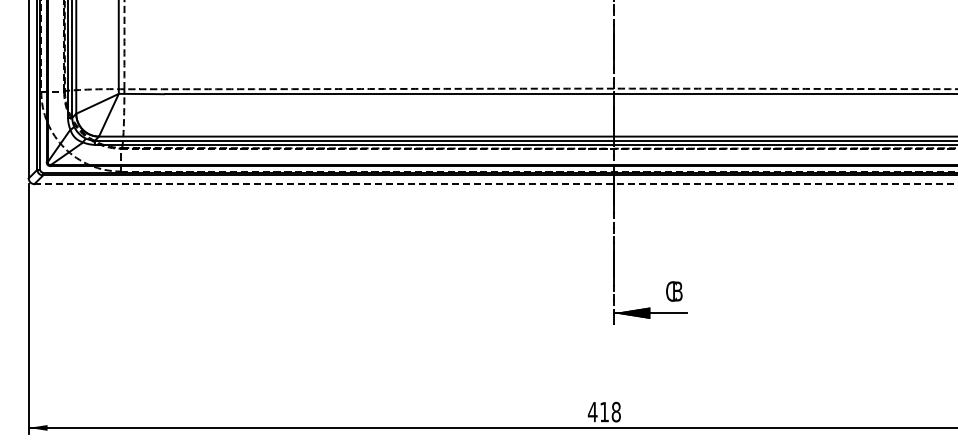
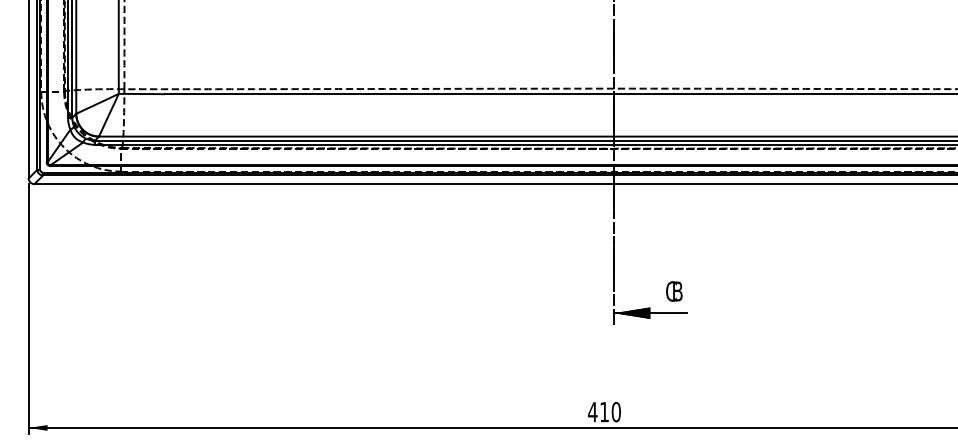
line: dashed -> solid (496, 184)
text: 418 -> 410 (615, 412)
